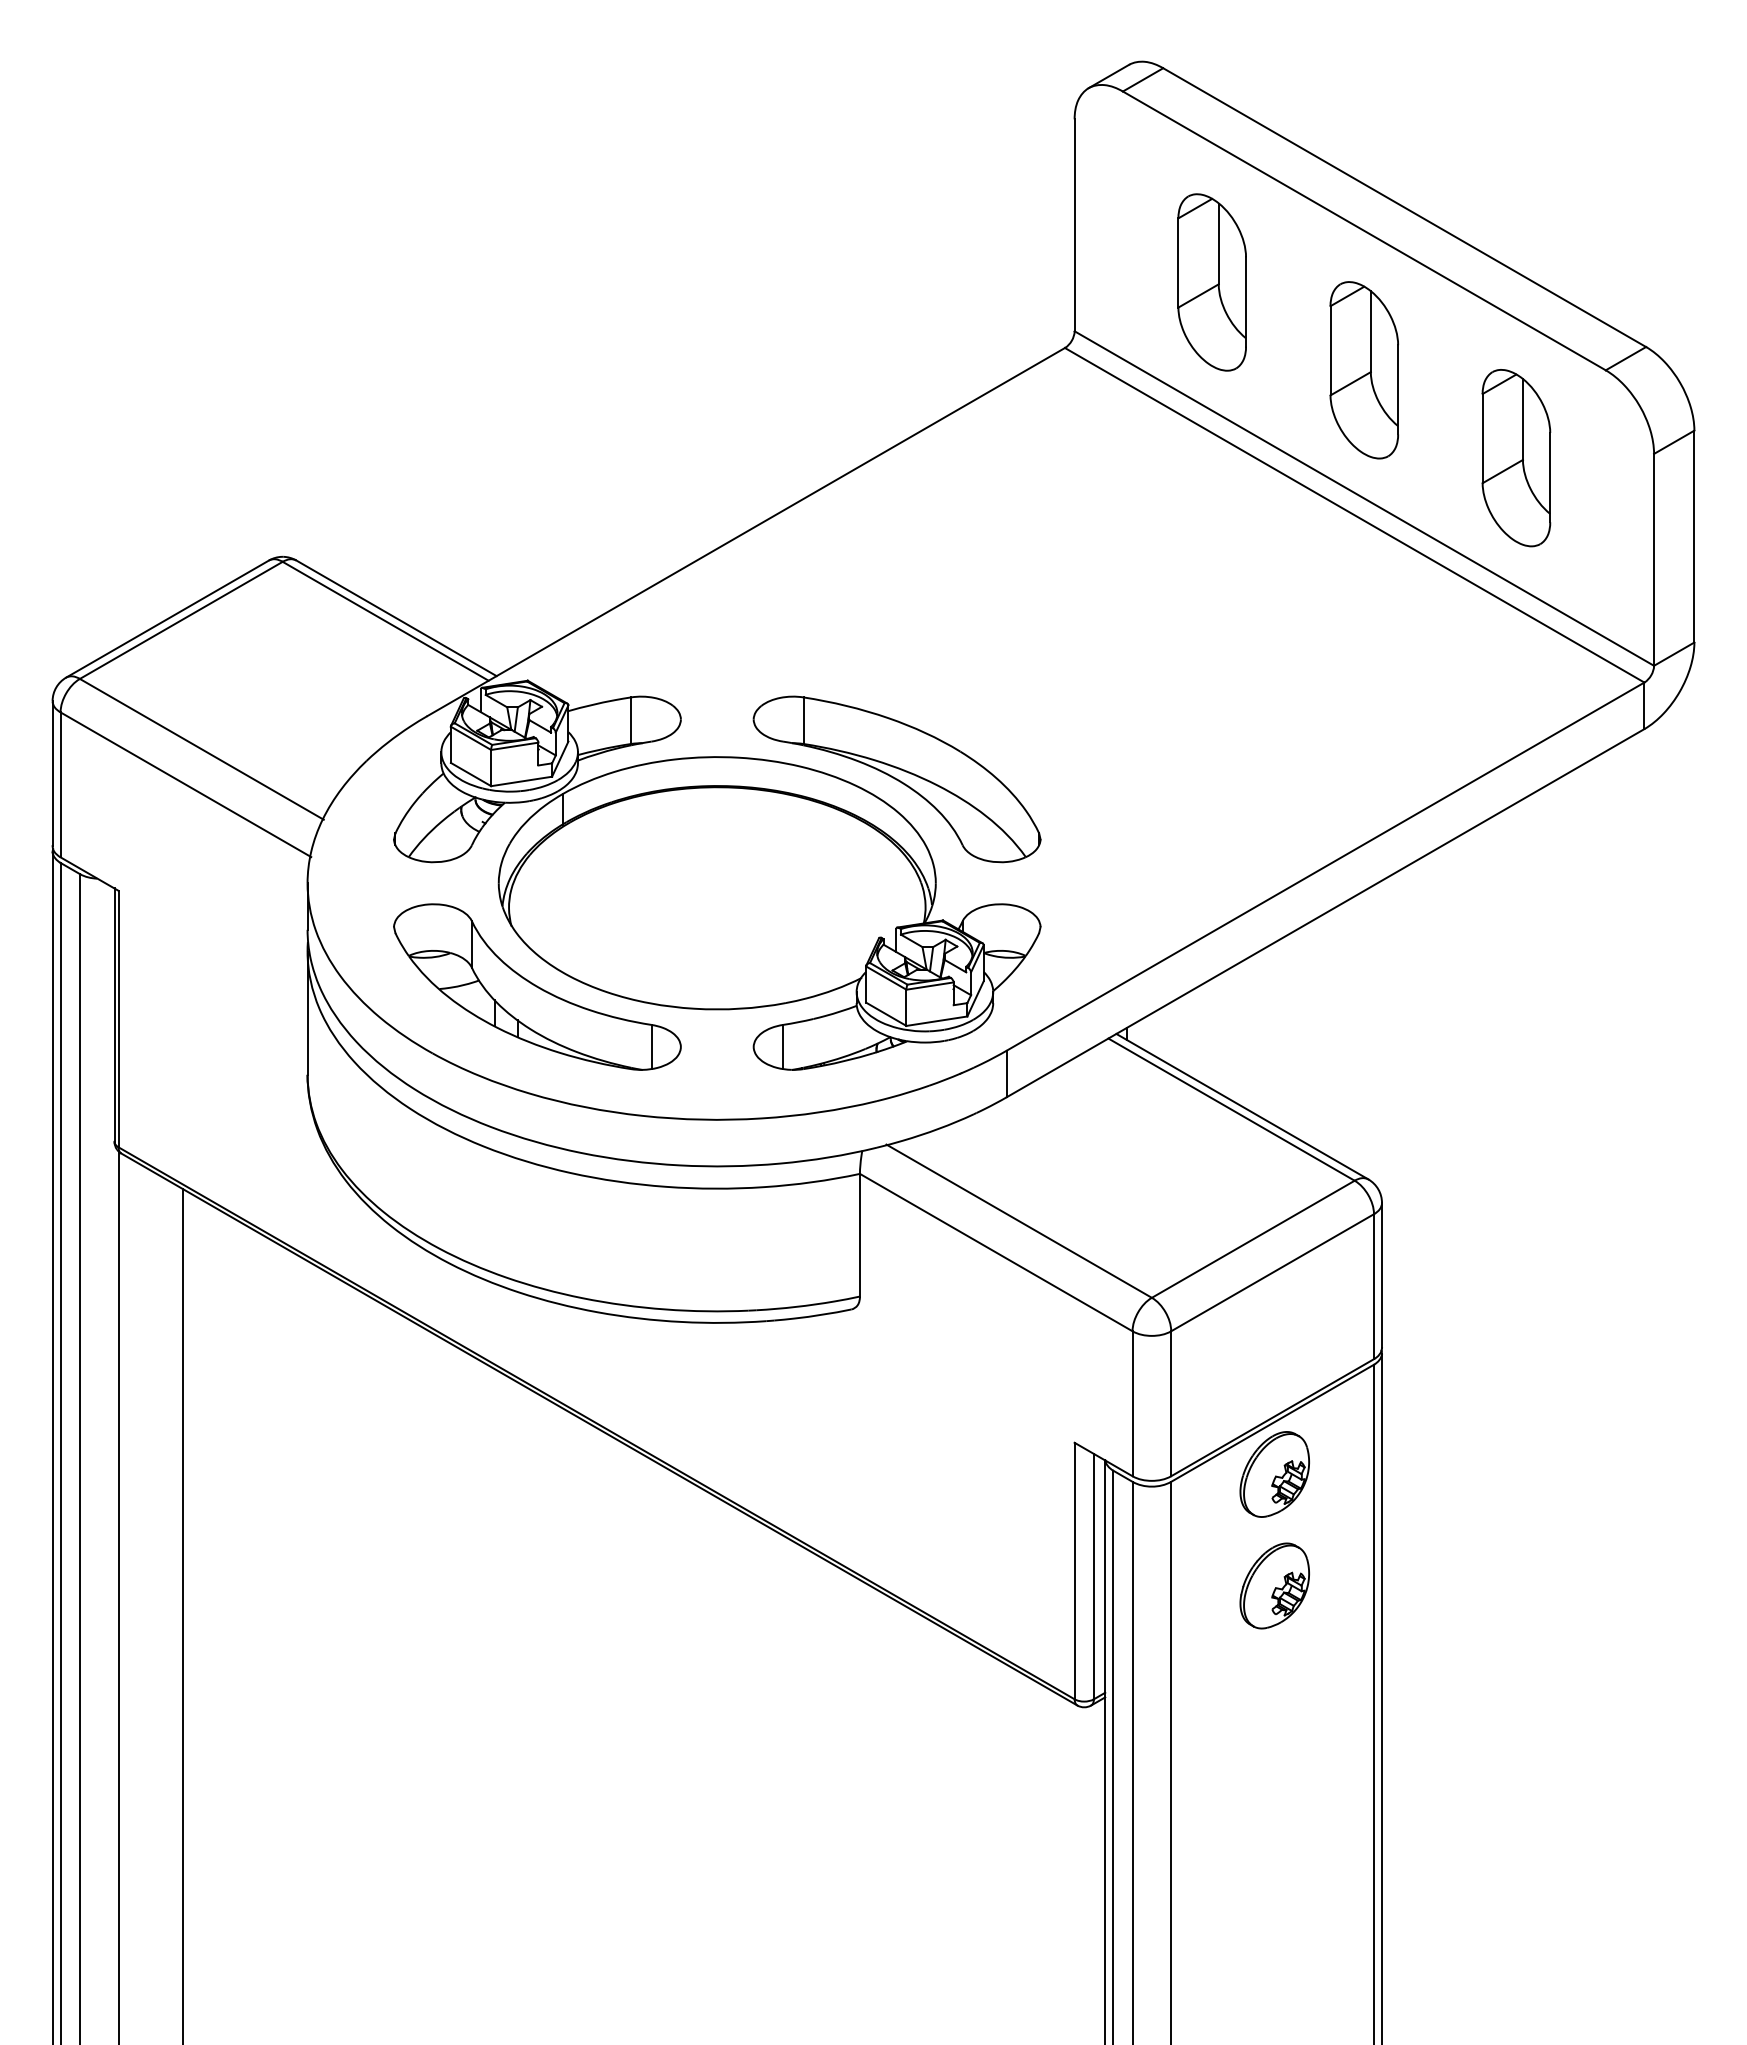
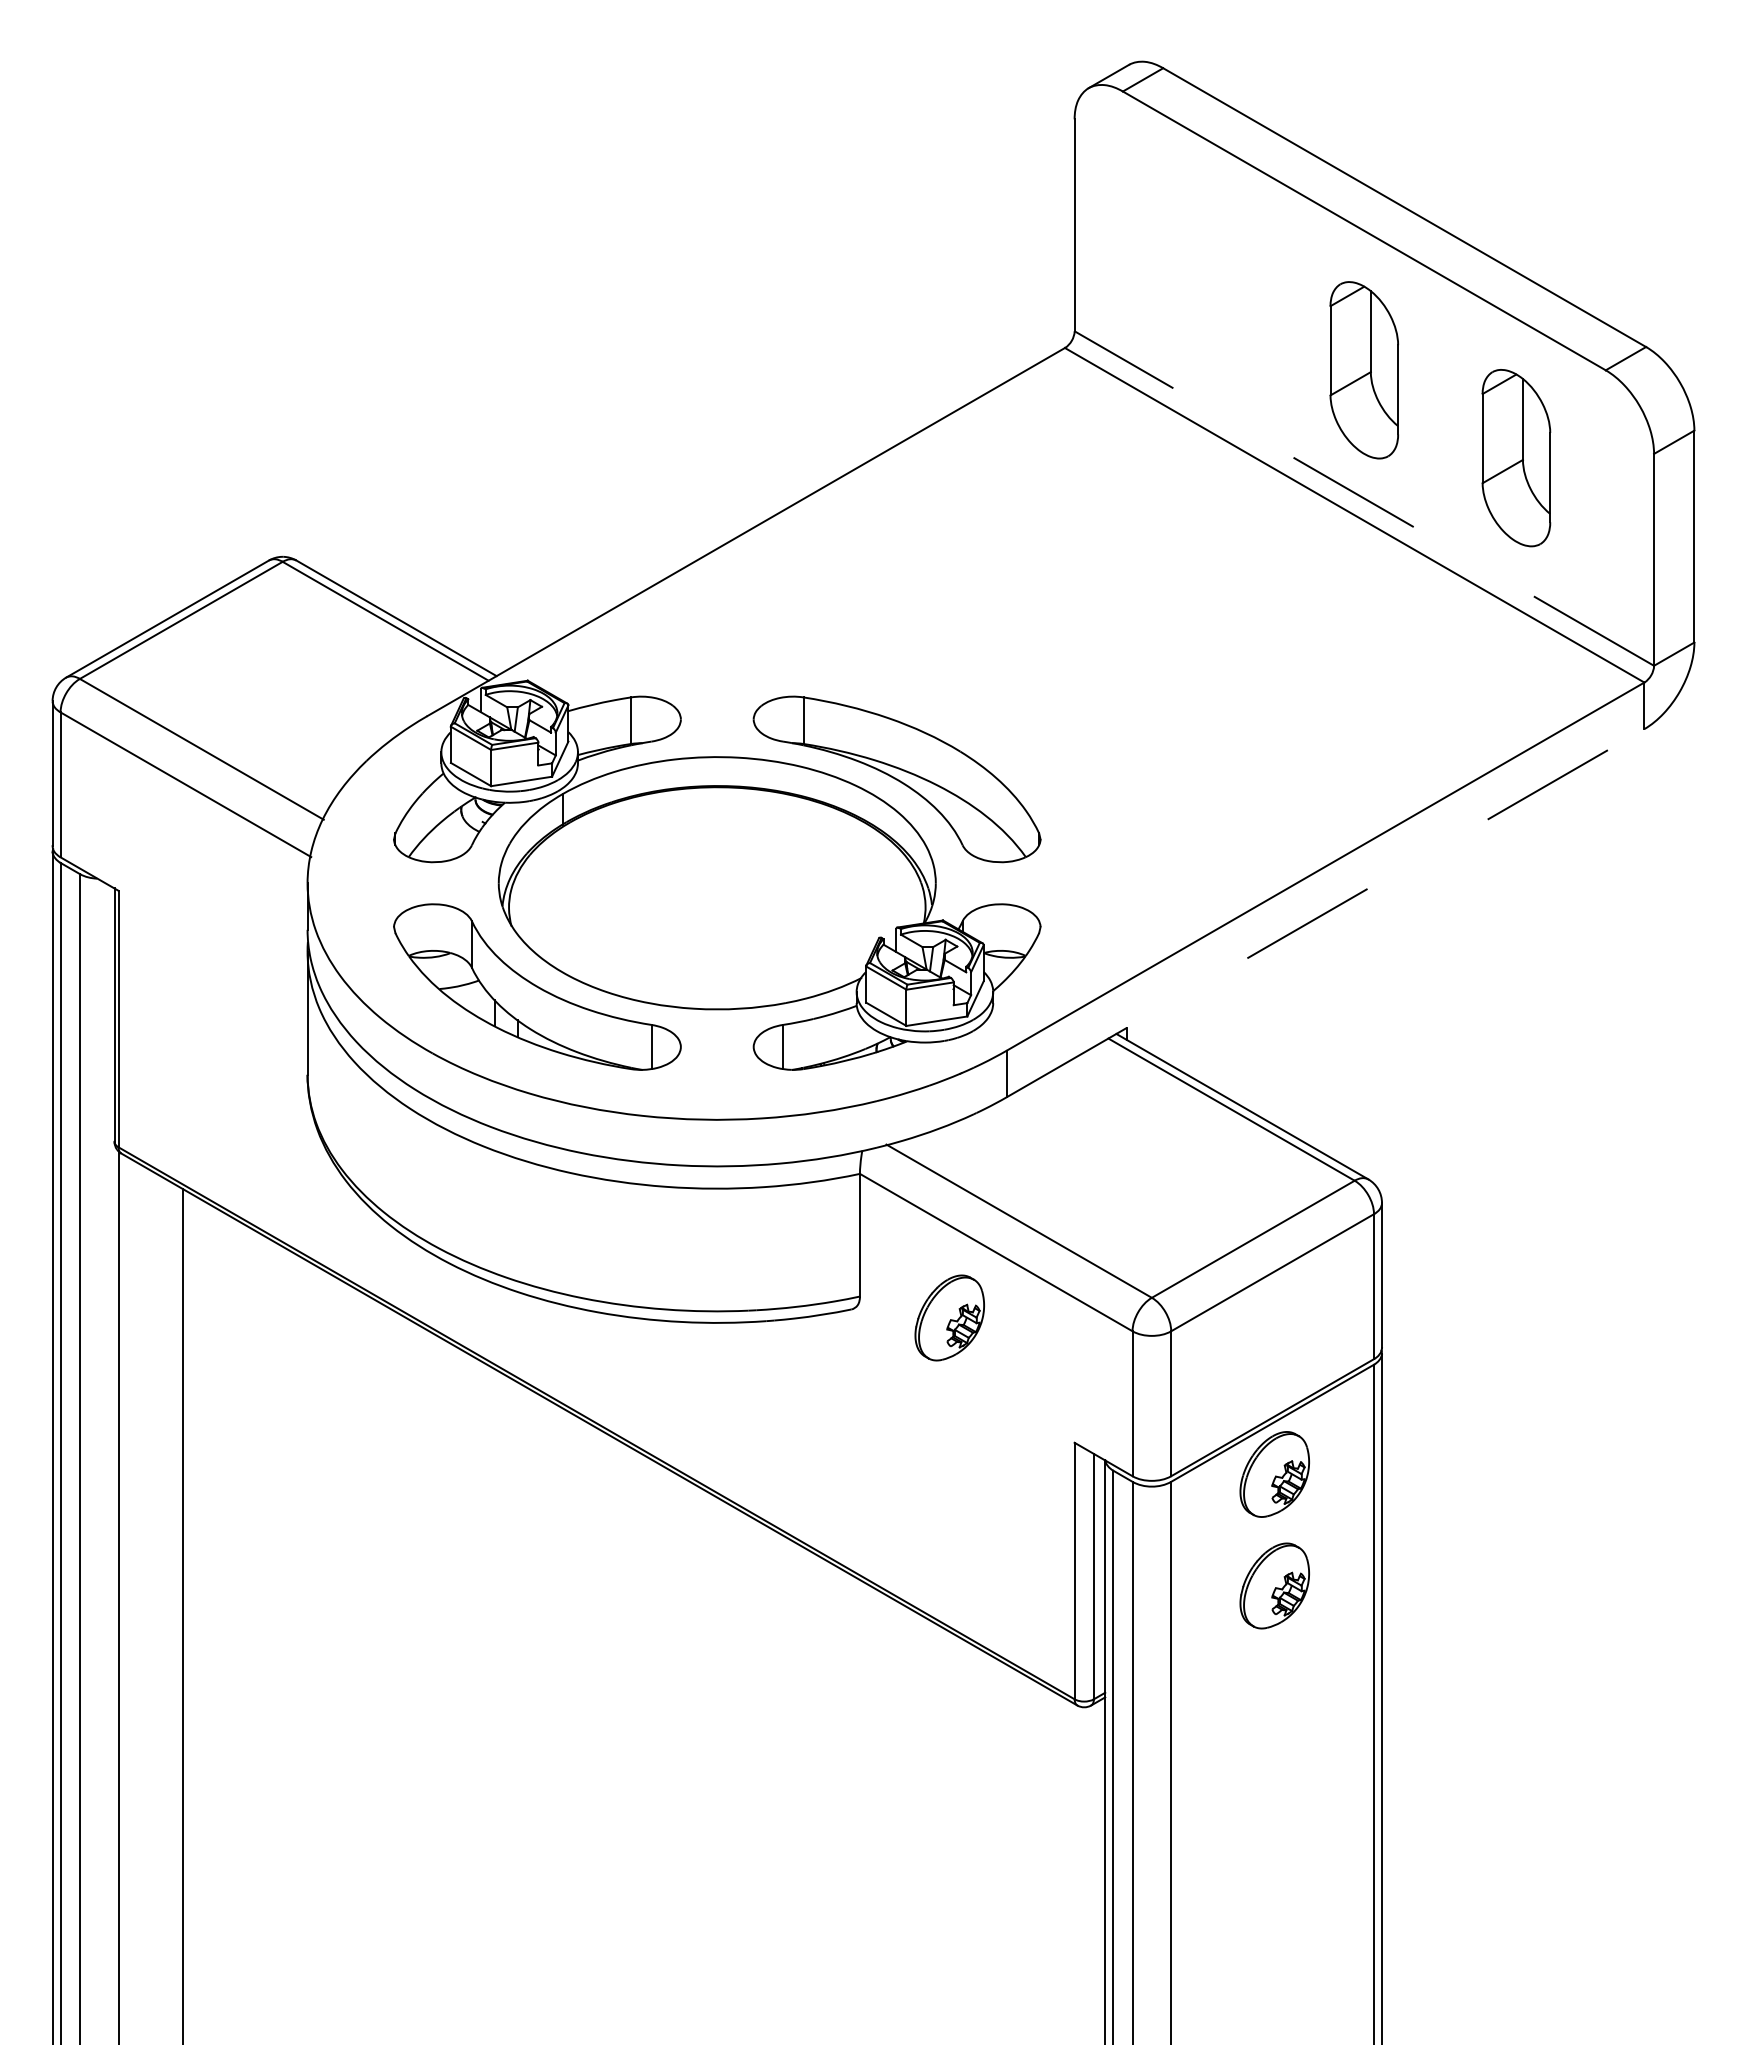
part: present -> none (1211, 282)
line: solid -> dashed (1364, 498)
line: solid -> dashed (1325, 913)
part: none -> present (949, 1317)
